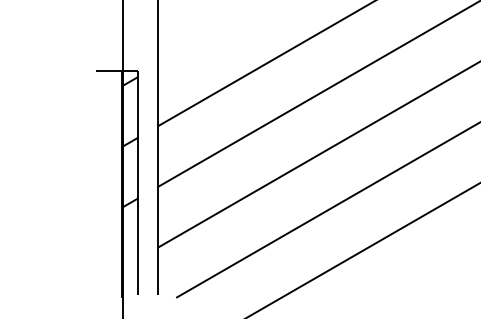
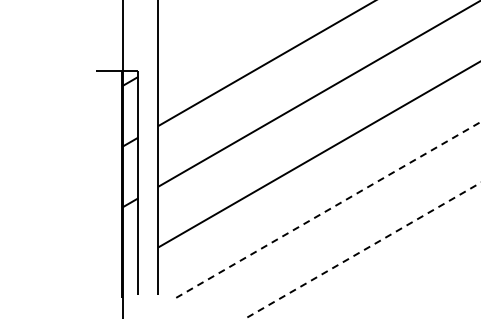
line: solid -> dashed (328, 209)
line: solid -> dashed (362, 250)
